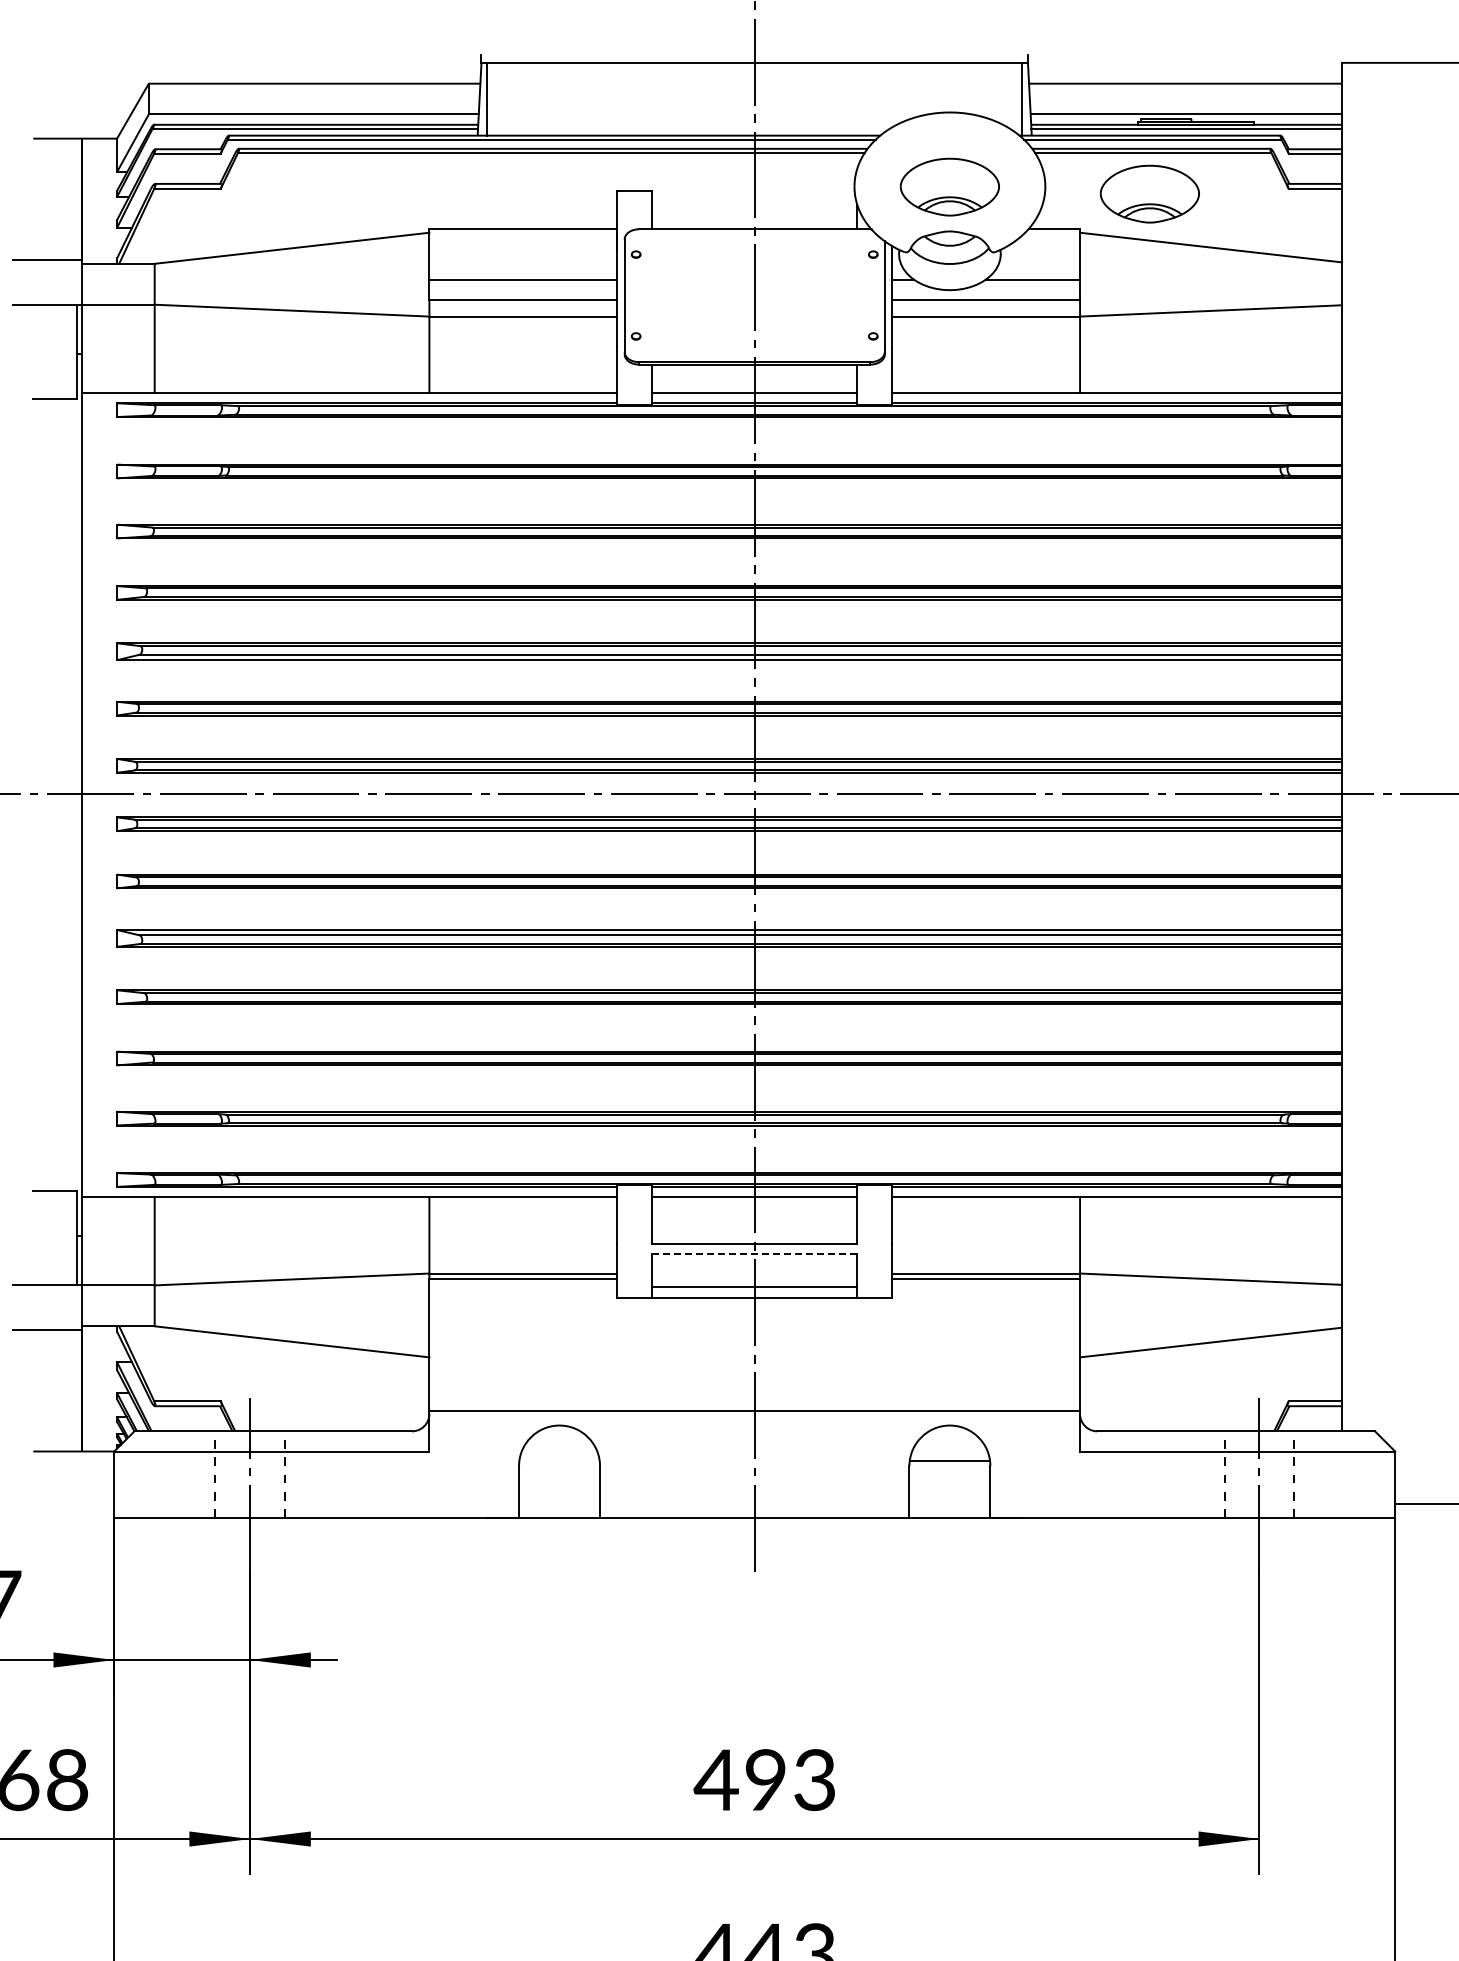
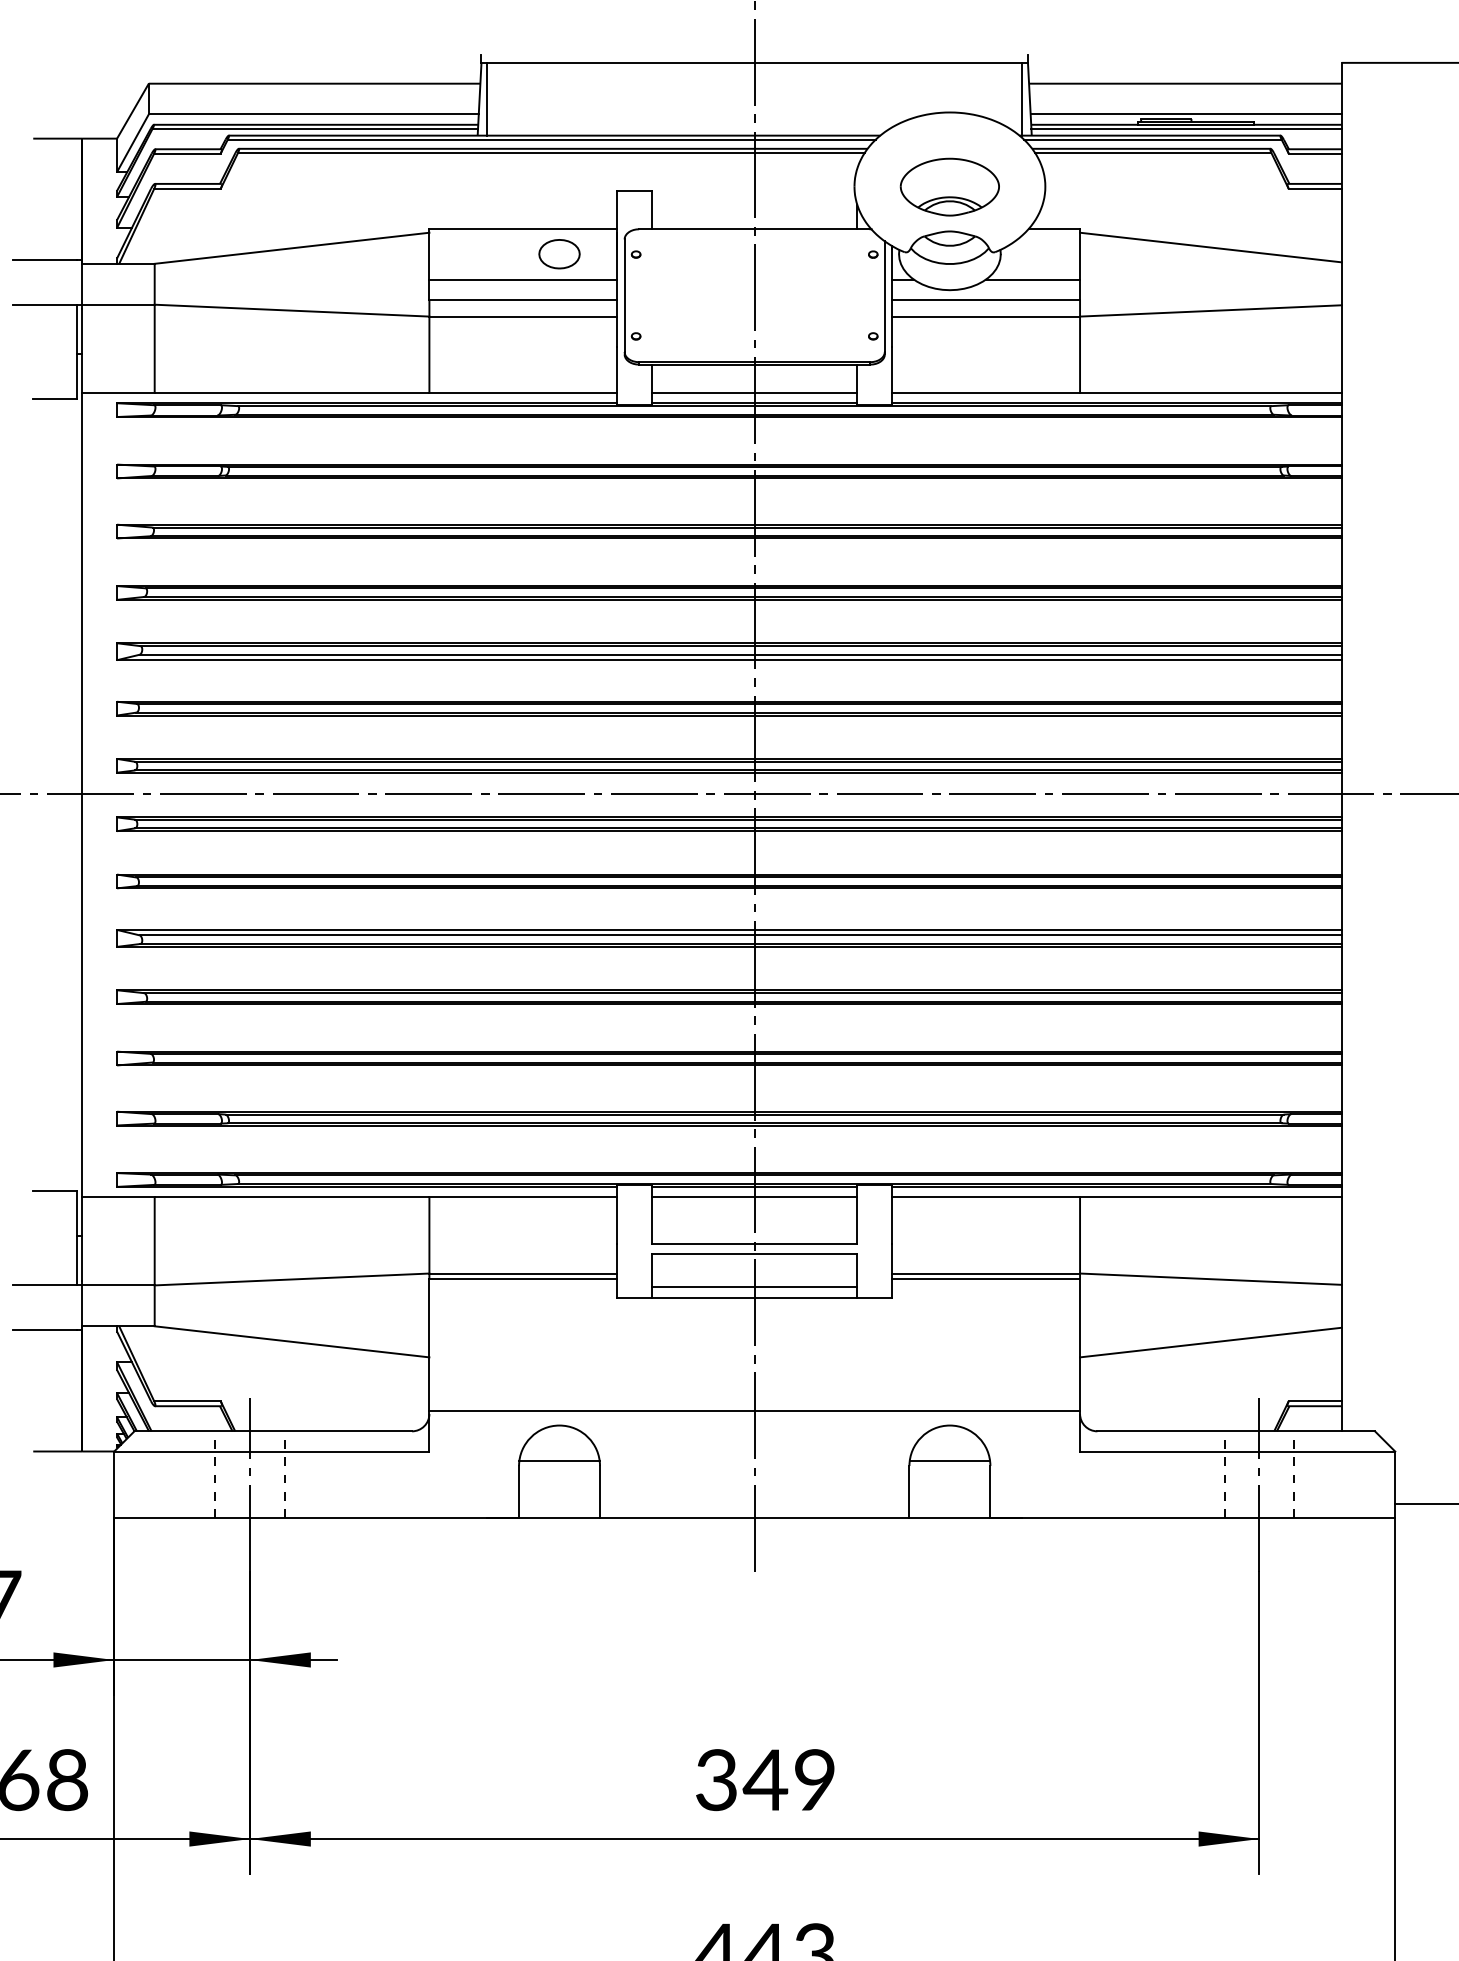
part: present -> none (1149, 193)
part: none -> present (559, 254)
line: dashed -> solid (754, 1253)
line: none -> present (559, 1461)
text: 493 -> 349 (763, 1780)
